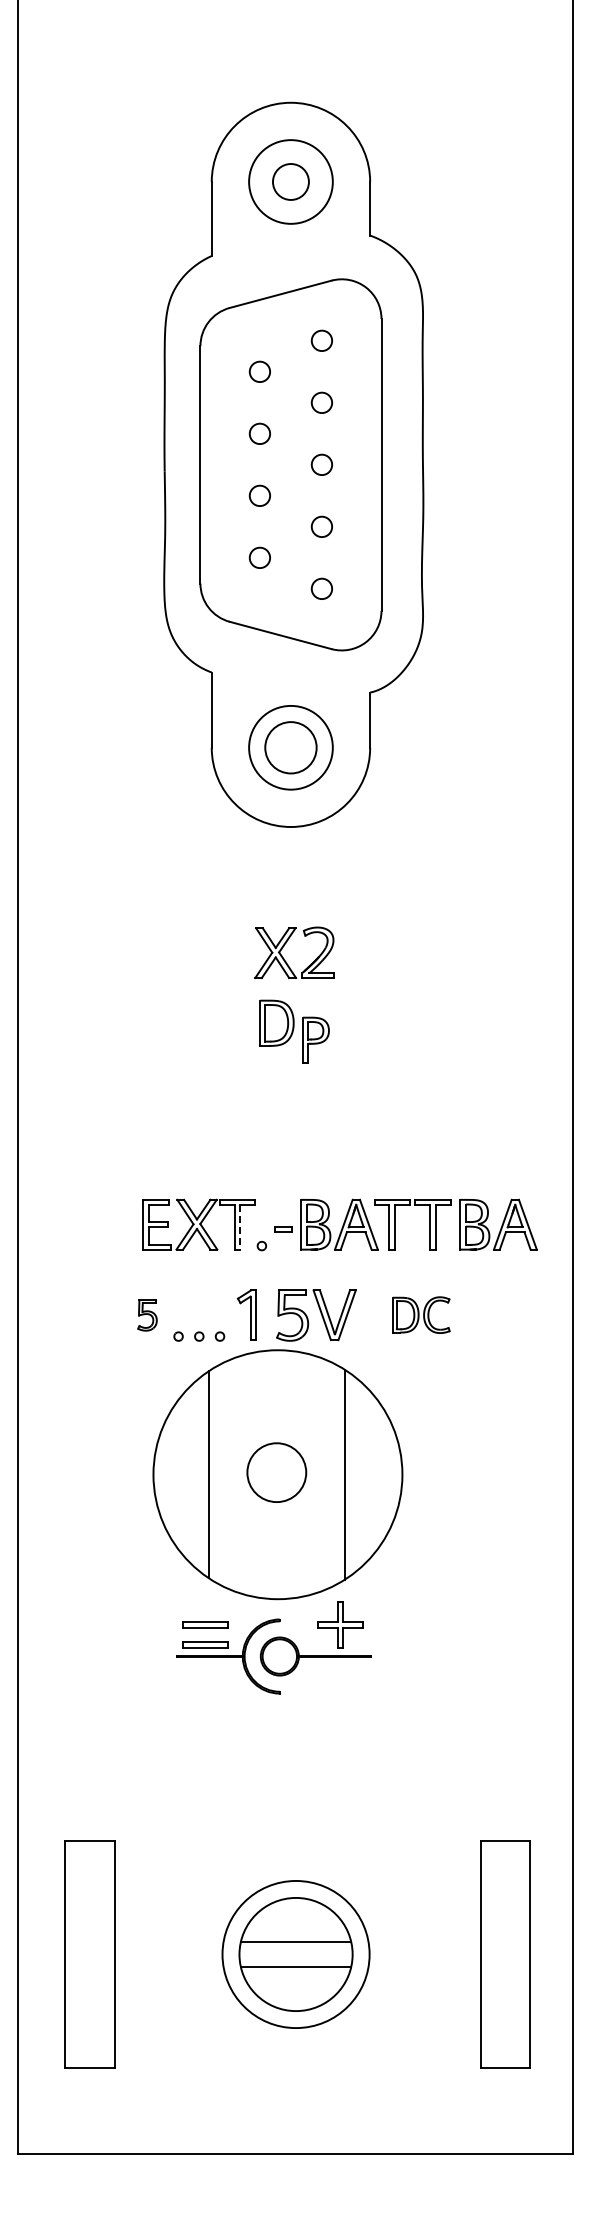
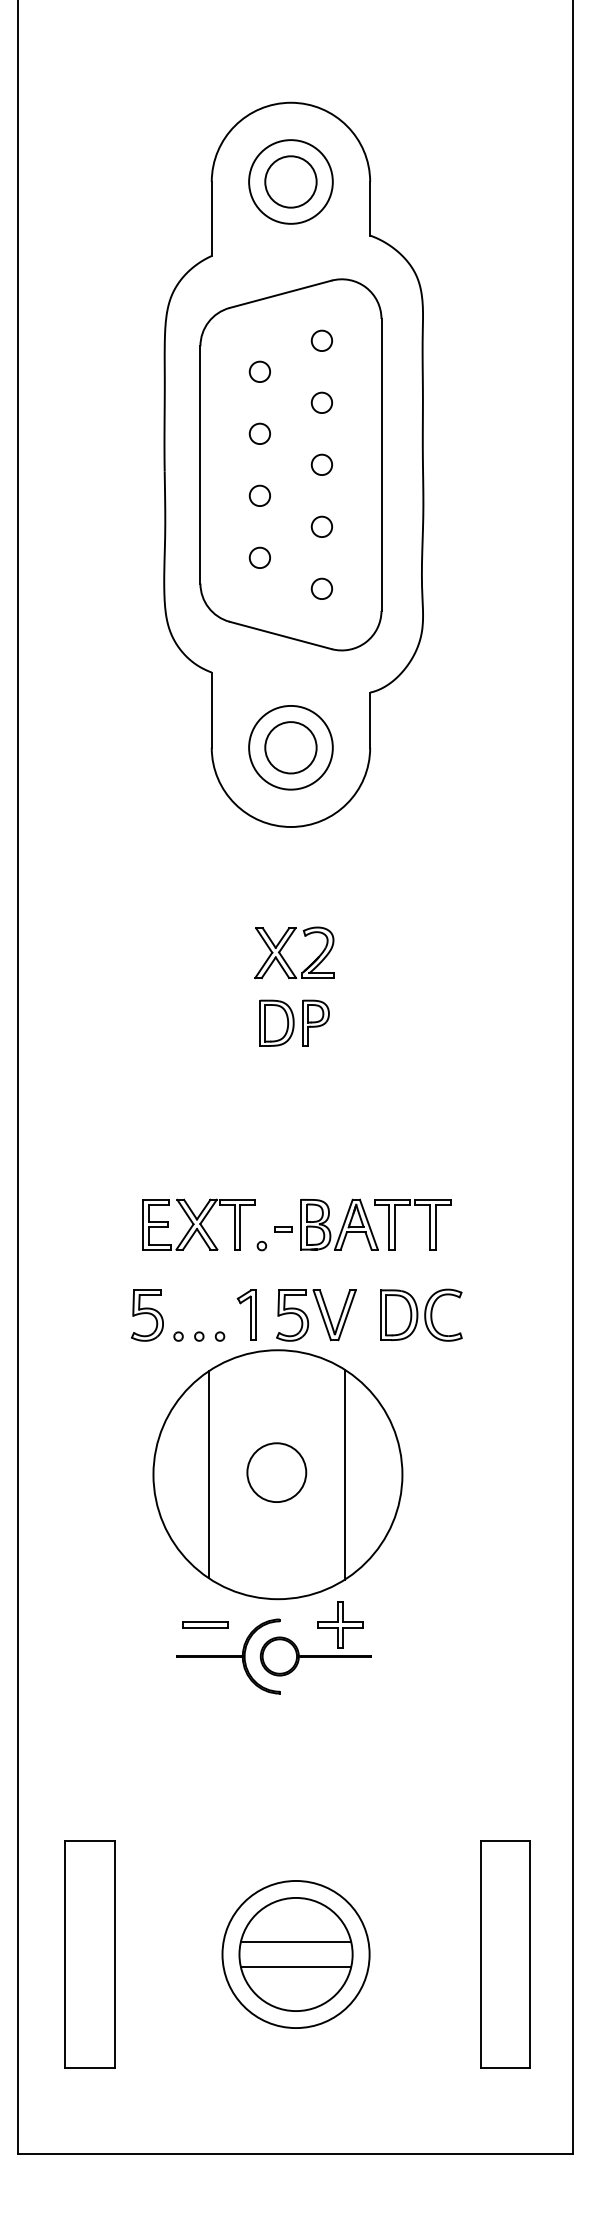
circle diameter: 36 px -> 51 px (290, 181)
part position: (315, 1039) -> (315, 1022) (315, 1022)
part: present -> none (498, 1224)
line: dashed -> solid (240, 1227)
part size: 59x38 px -> 83x54 px (421, 1314)
part size: 21x33 px -> 33x53 px (147, 1315)
part: present -> none (205, 1644)
